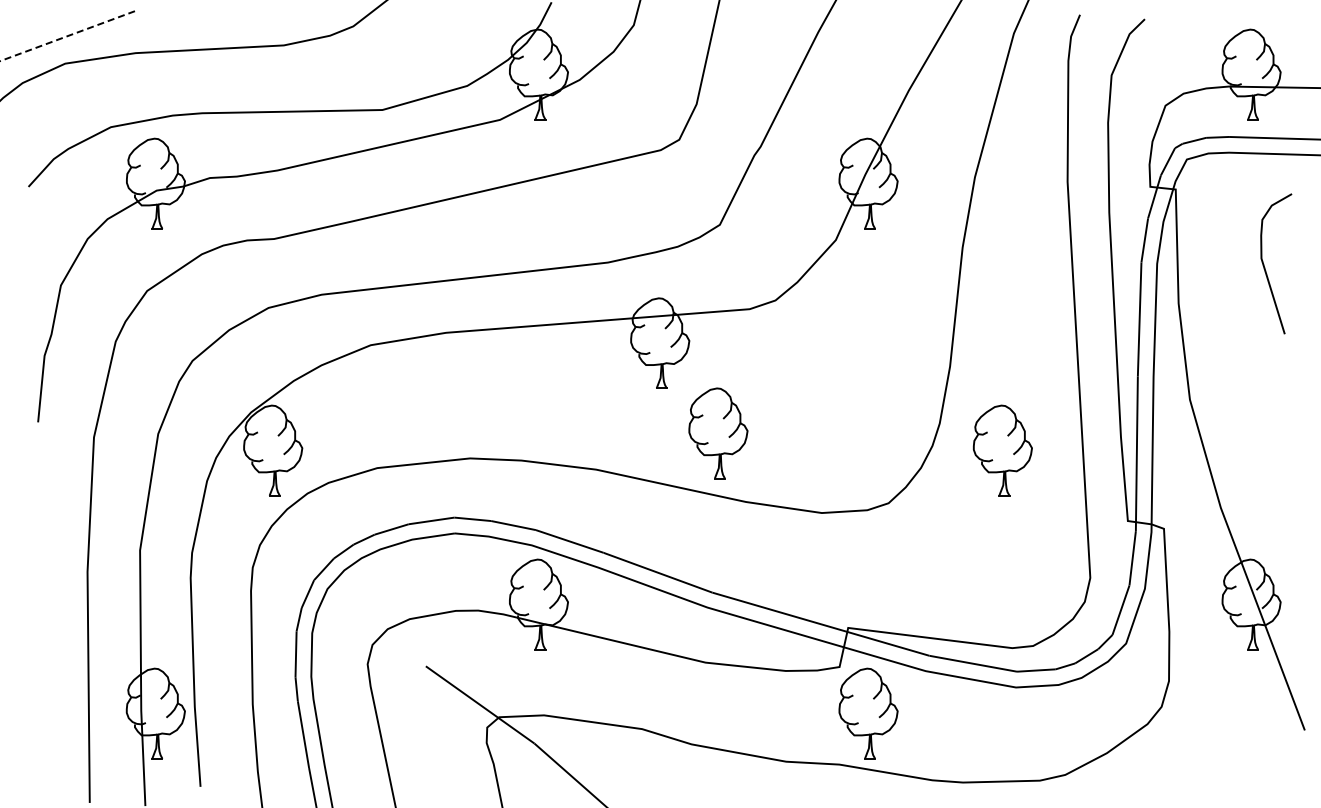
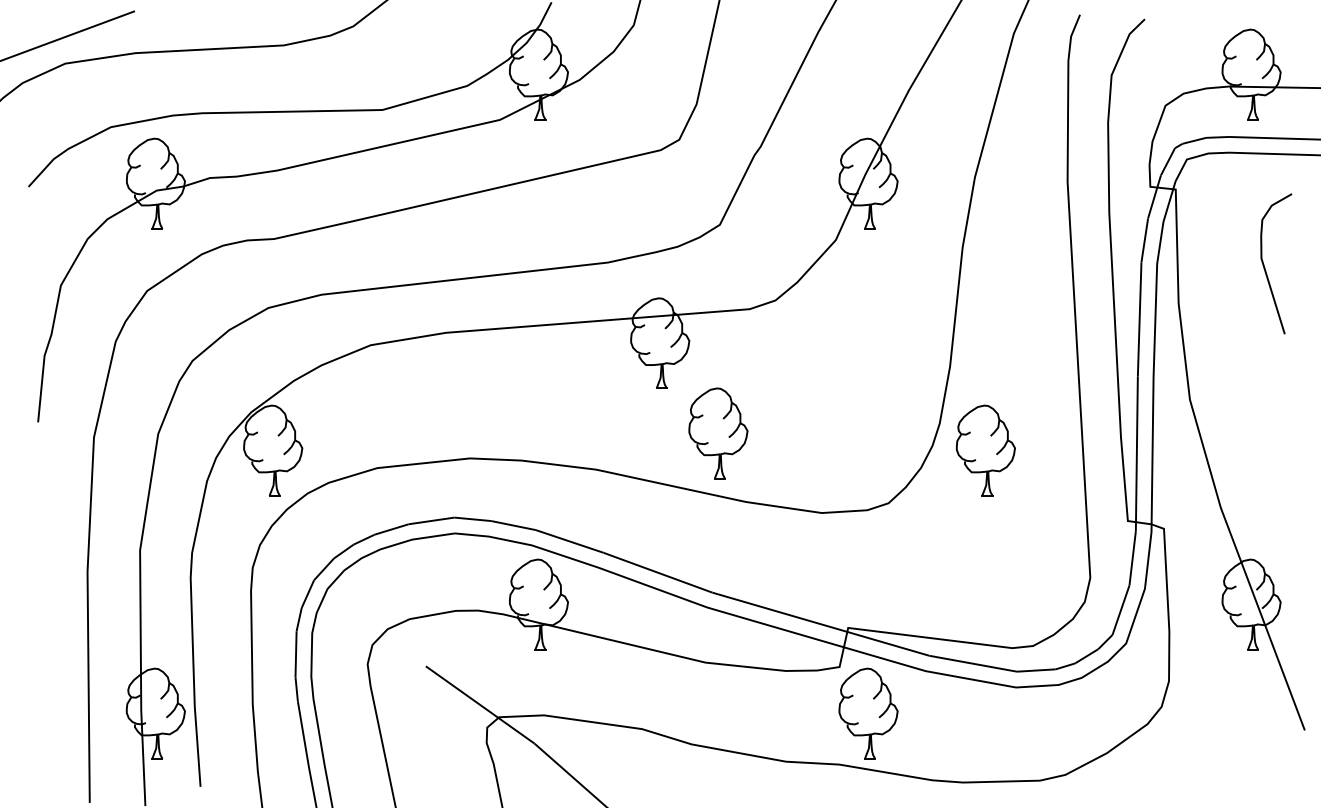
line: dashed -> solid (67, 36)
part position: (1002, 450) -> (985, 450) (985, 450)
